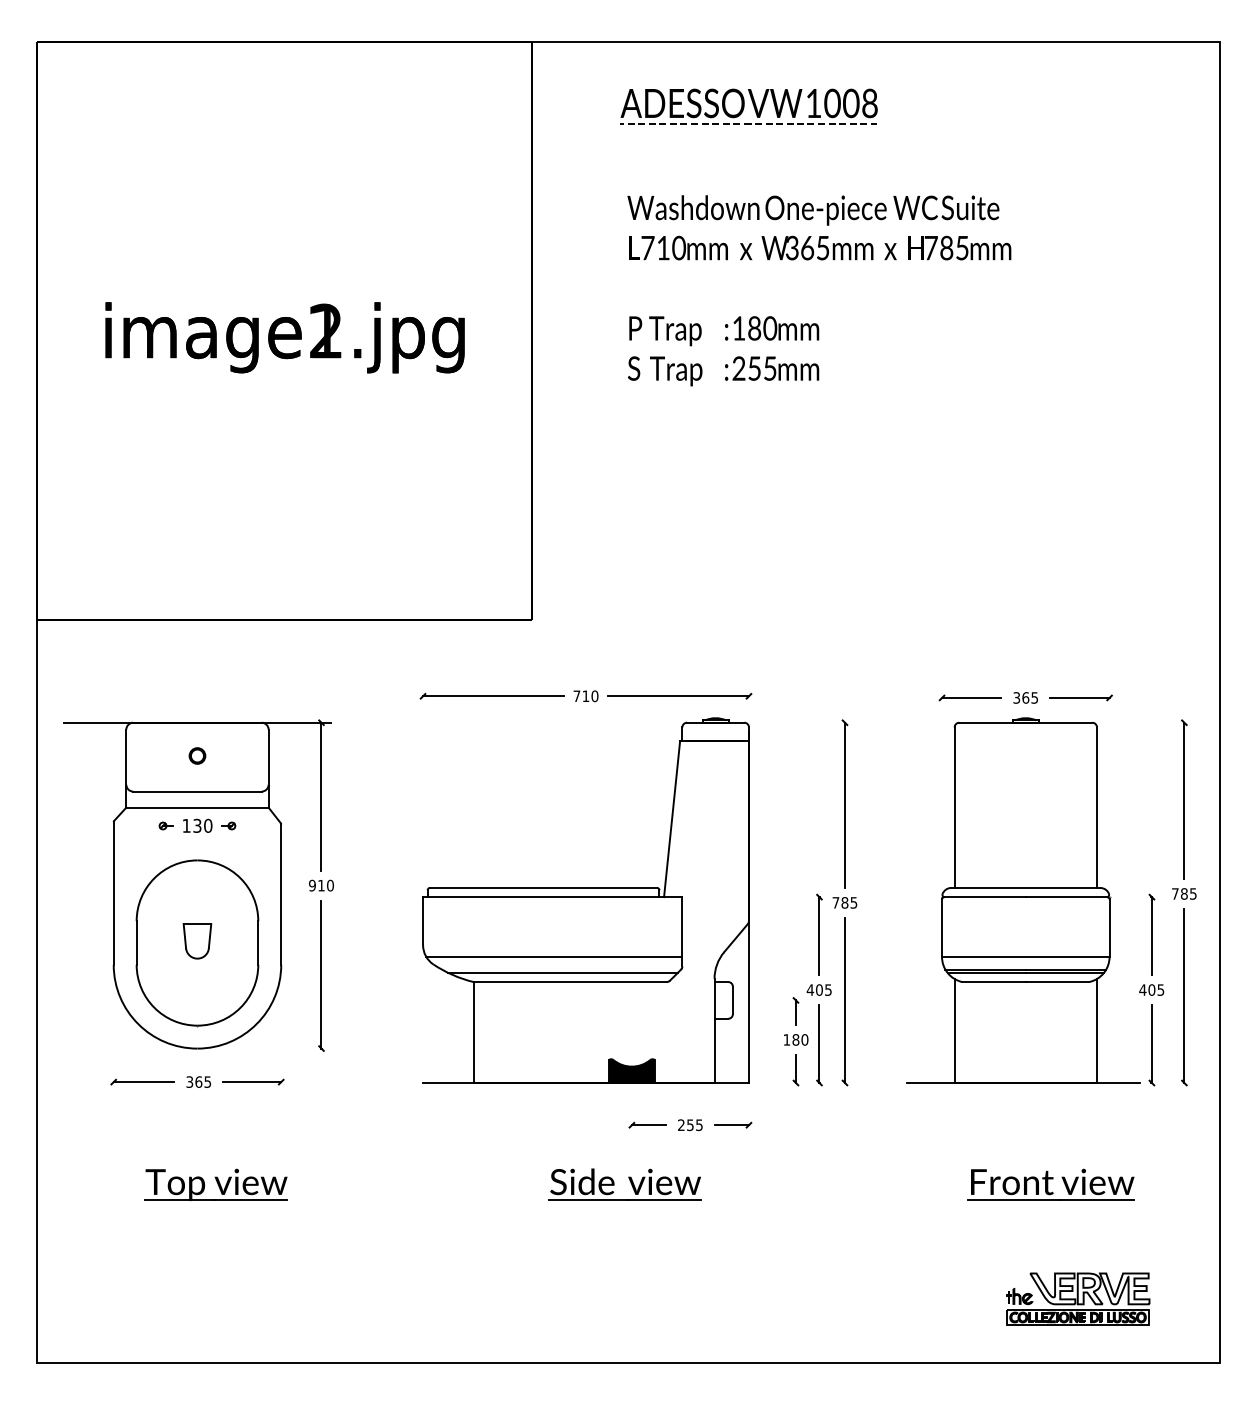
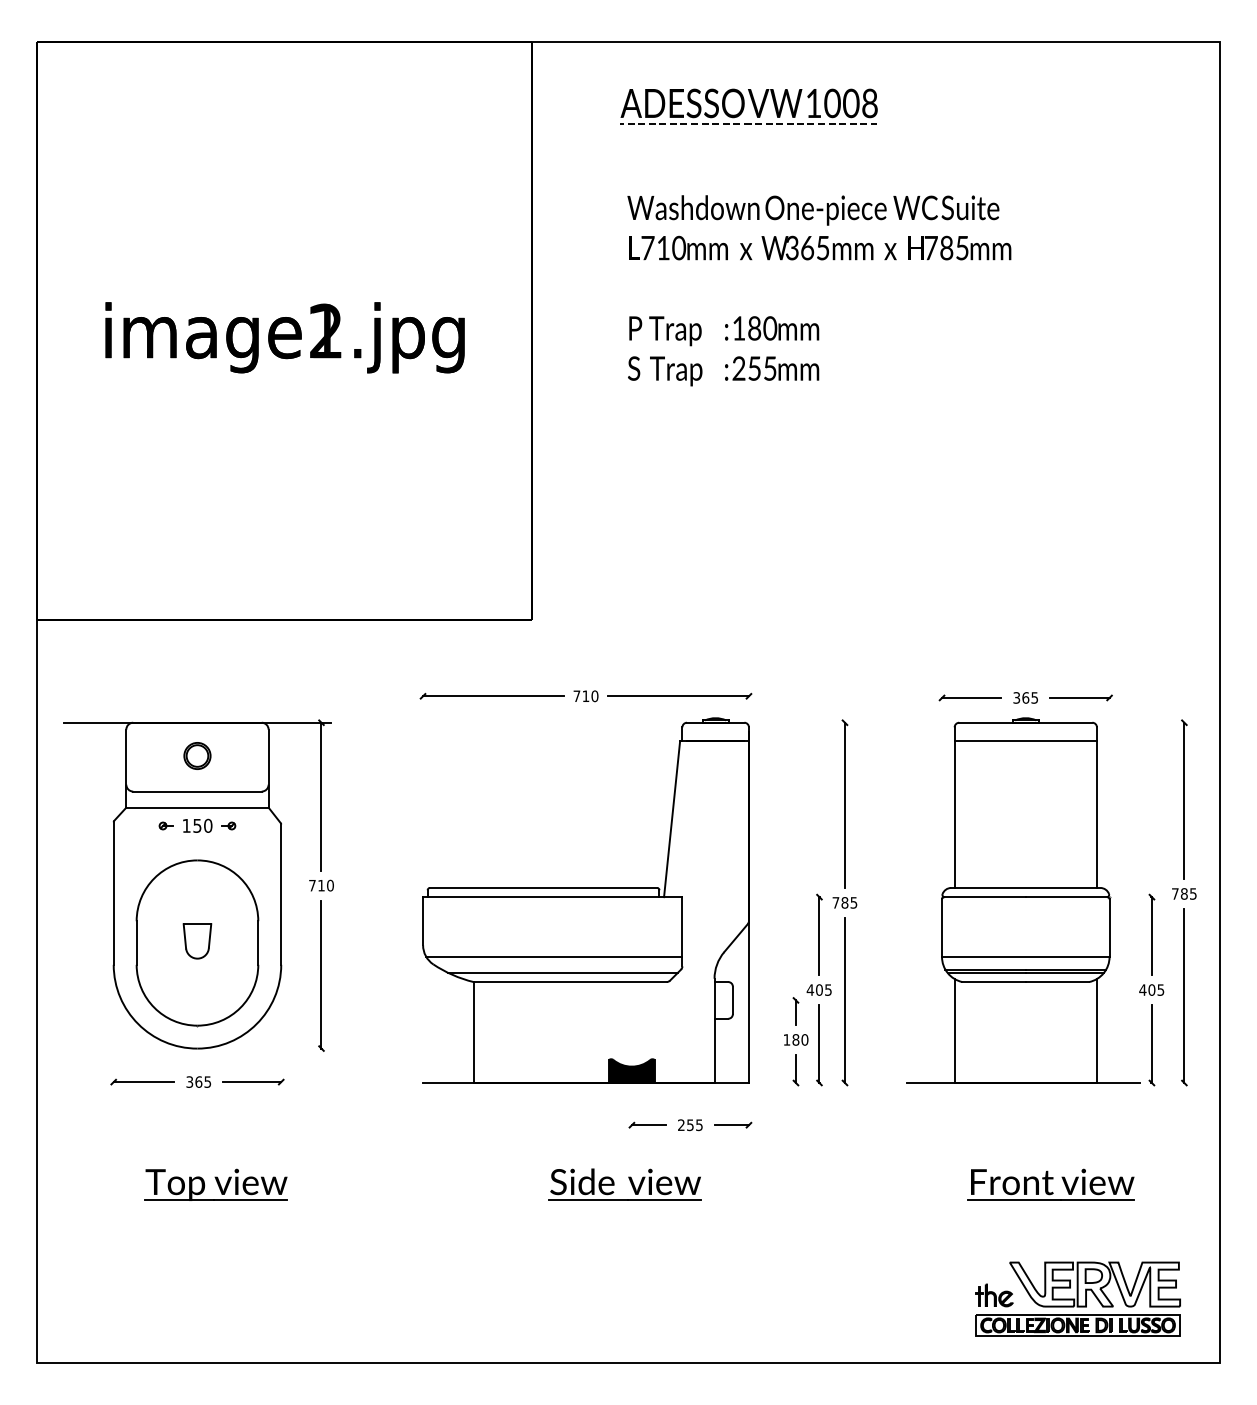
line: none -> present (1025, 741)
part size: 19x18 px -> 29x28 px (197, 755)
text: 130 -> 150 (197, 825)
text: 910 -> 710 (311, 885)
part size: 145x54 px -> 206x76 px (1077, 1298)
